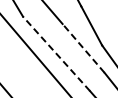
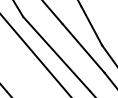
line: dashed -> solid (83, 48)
line: dashed -> solid (56, 53)
